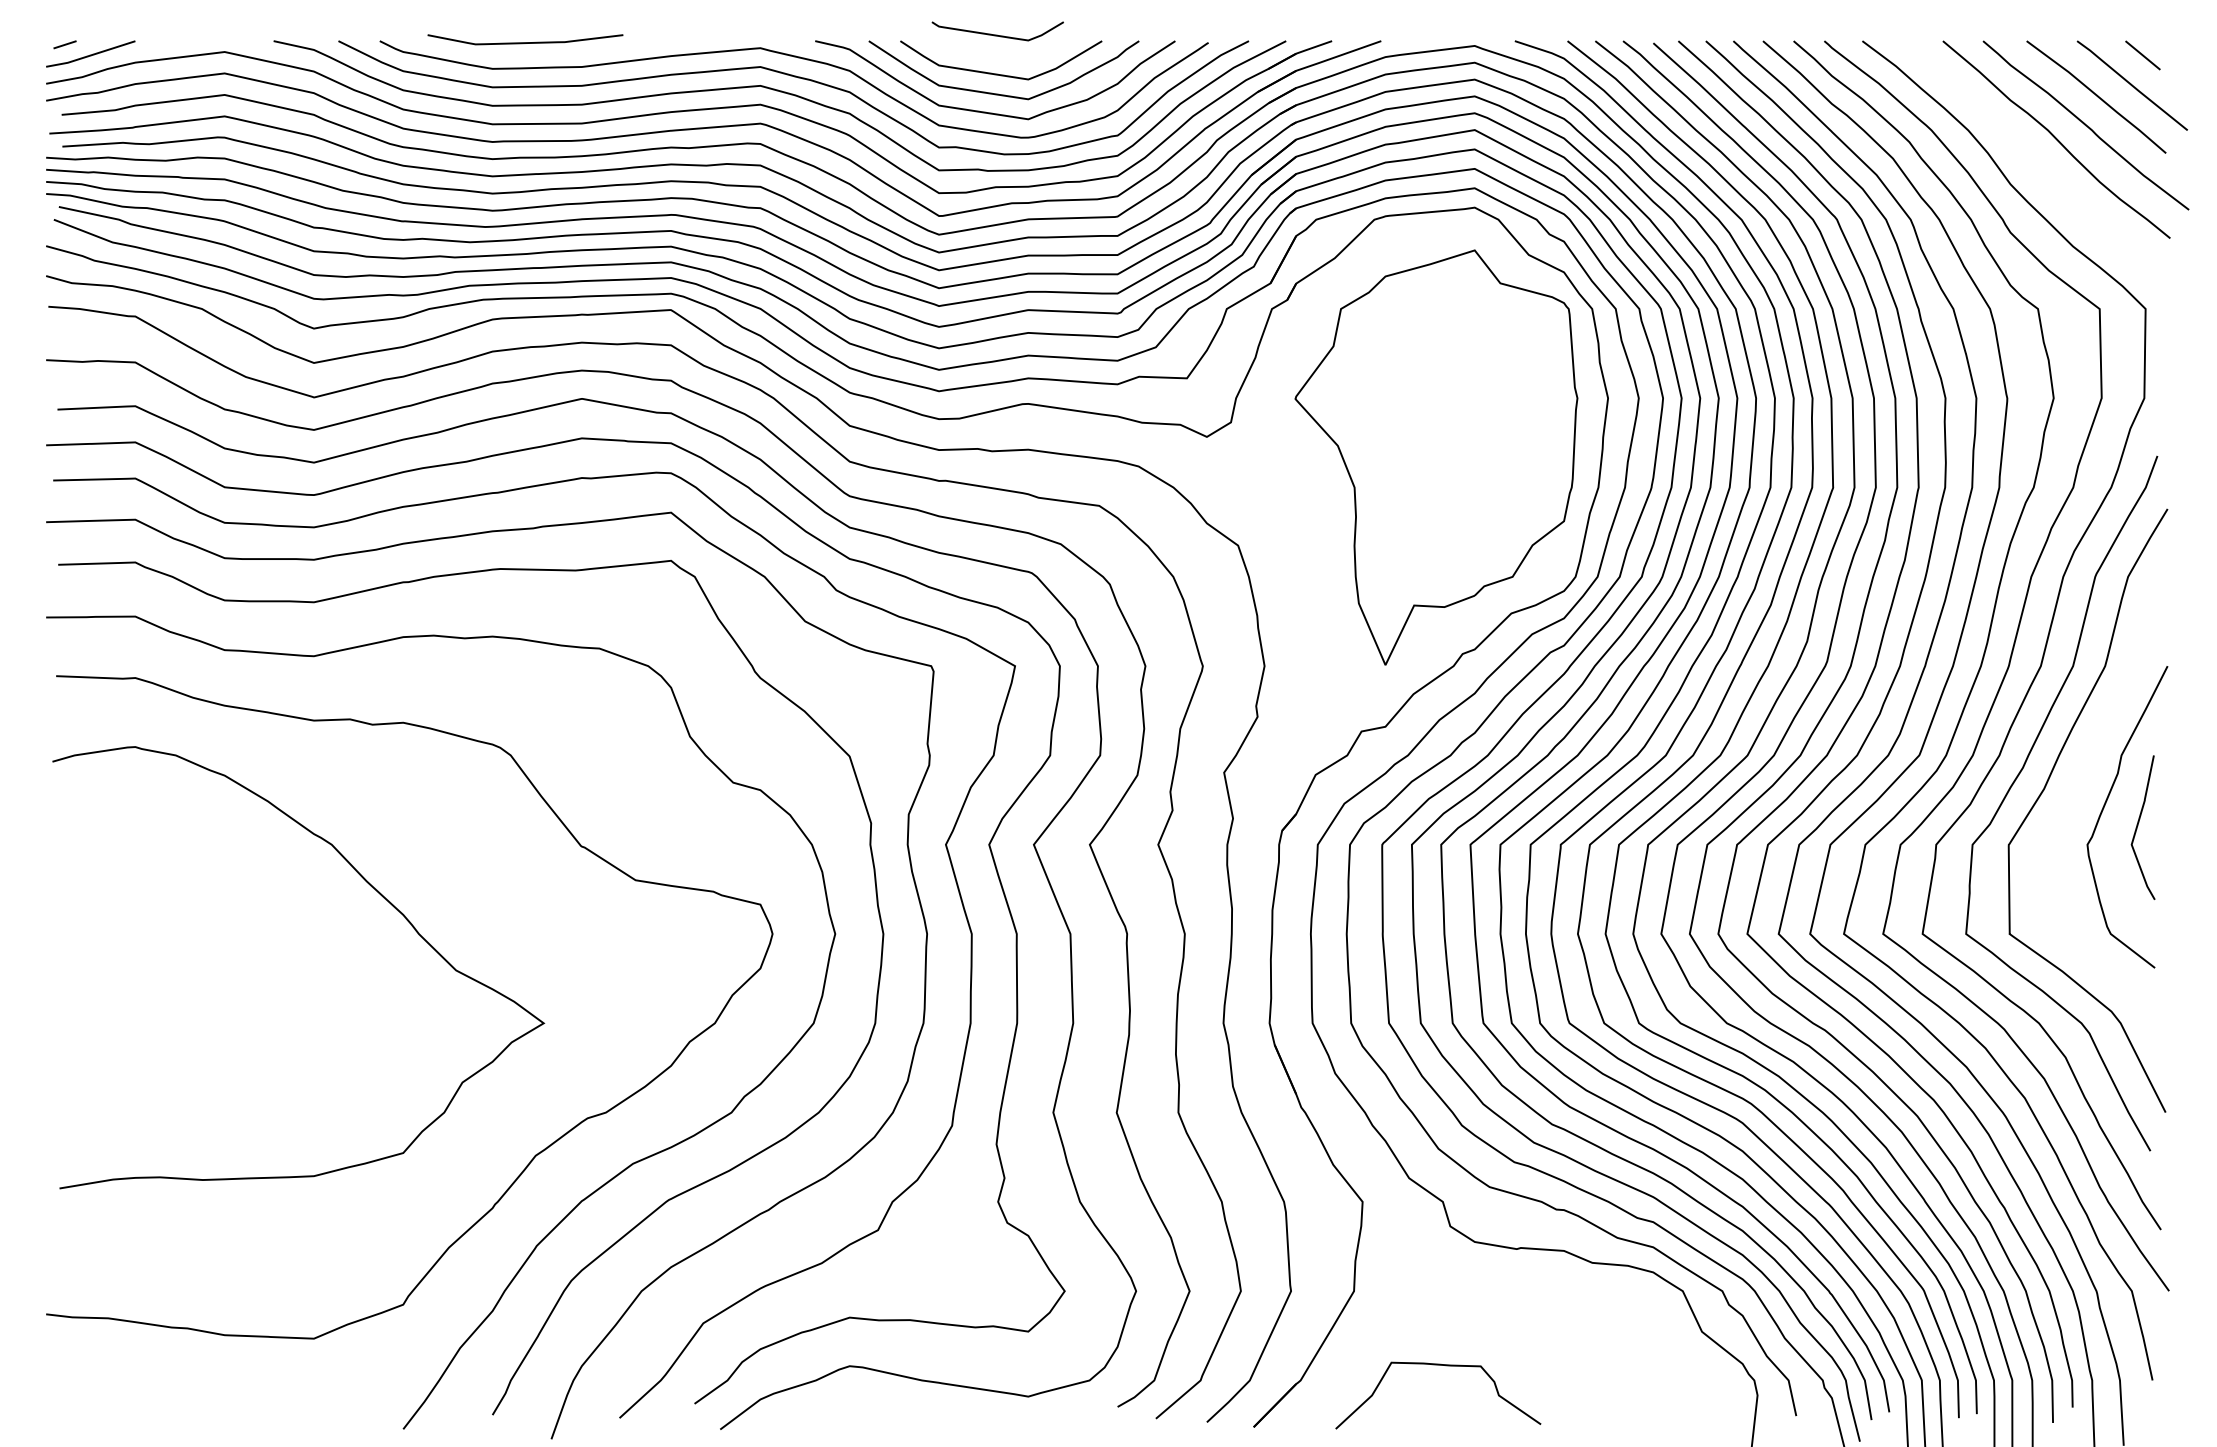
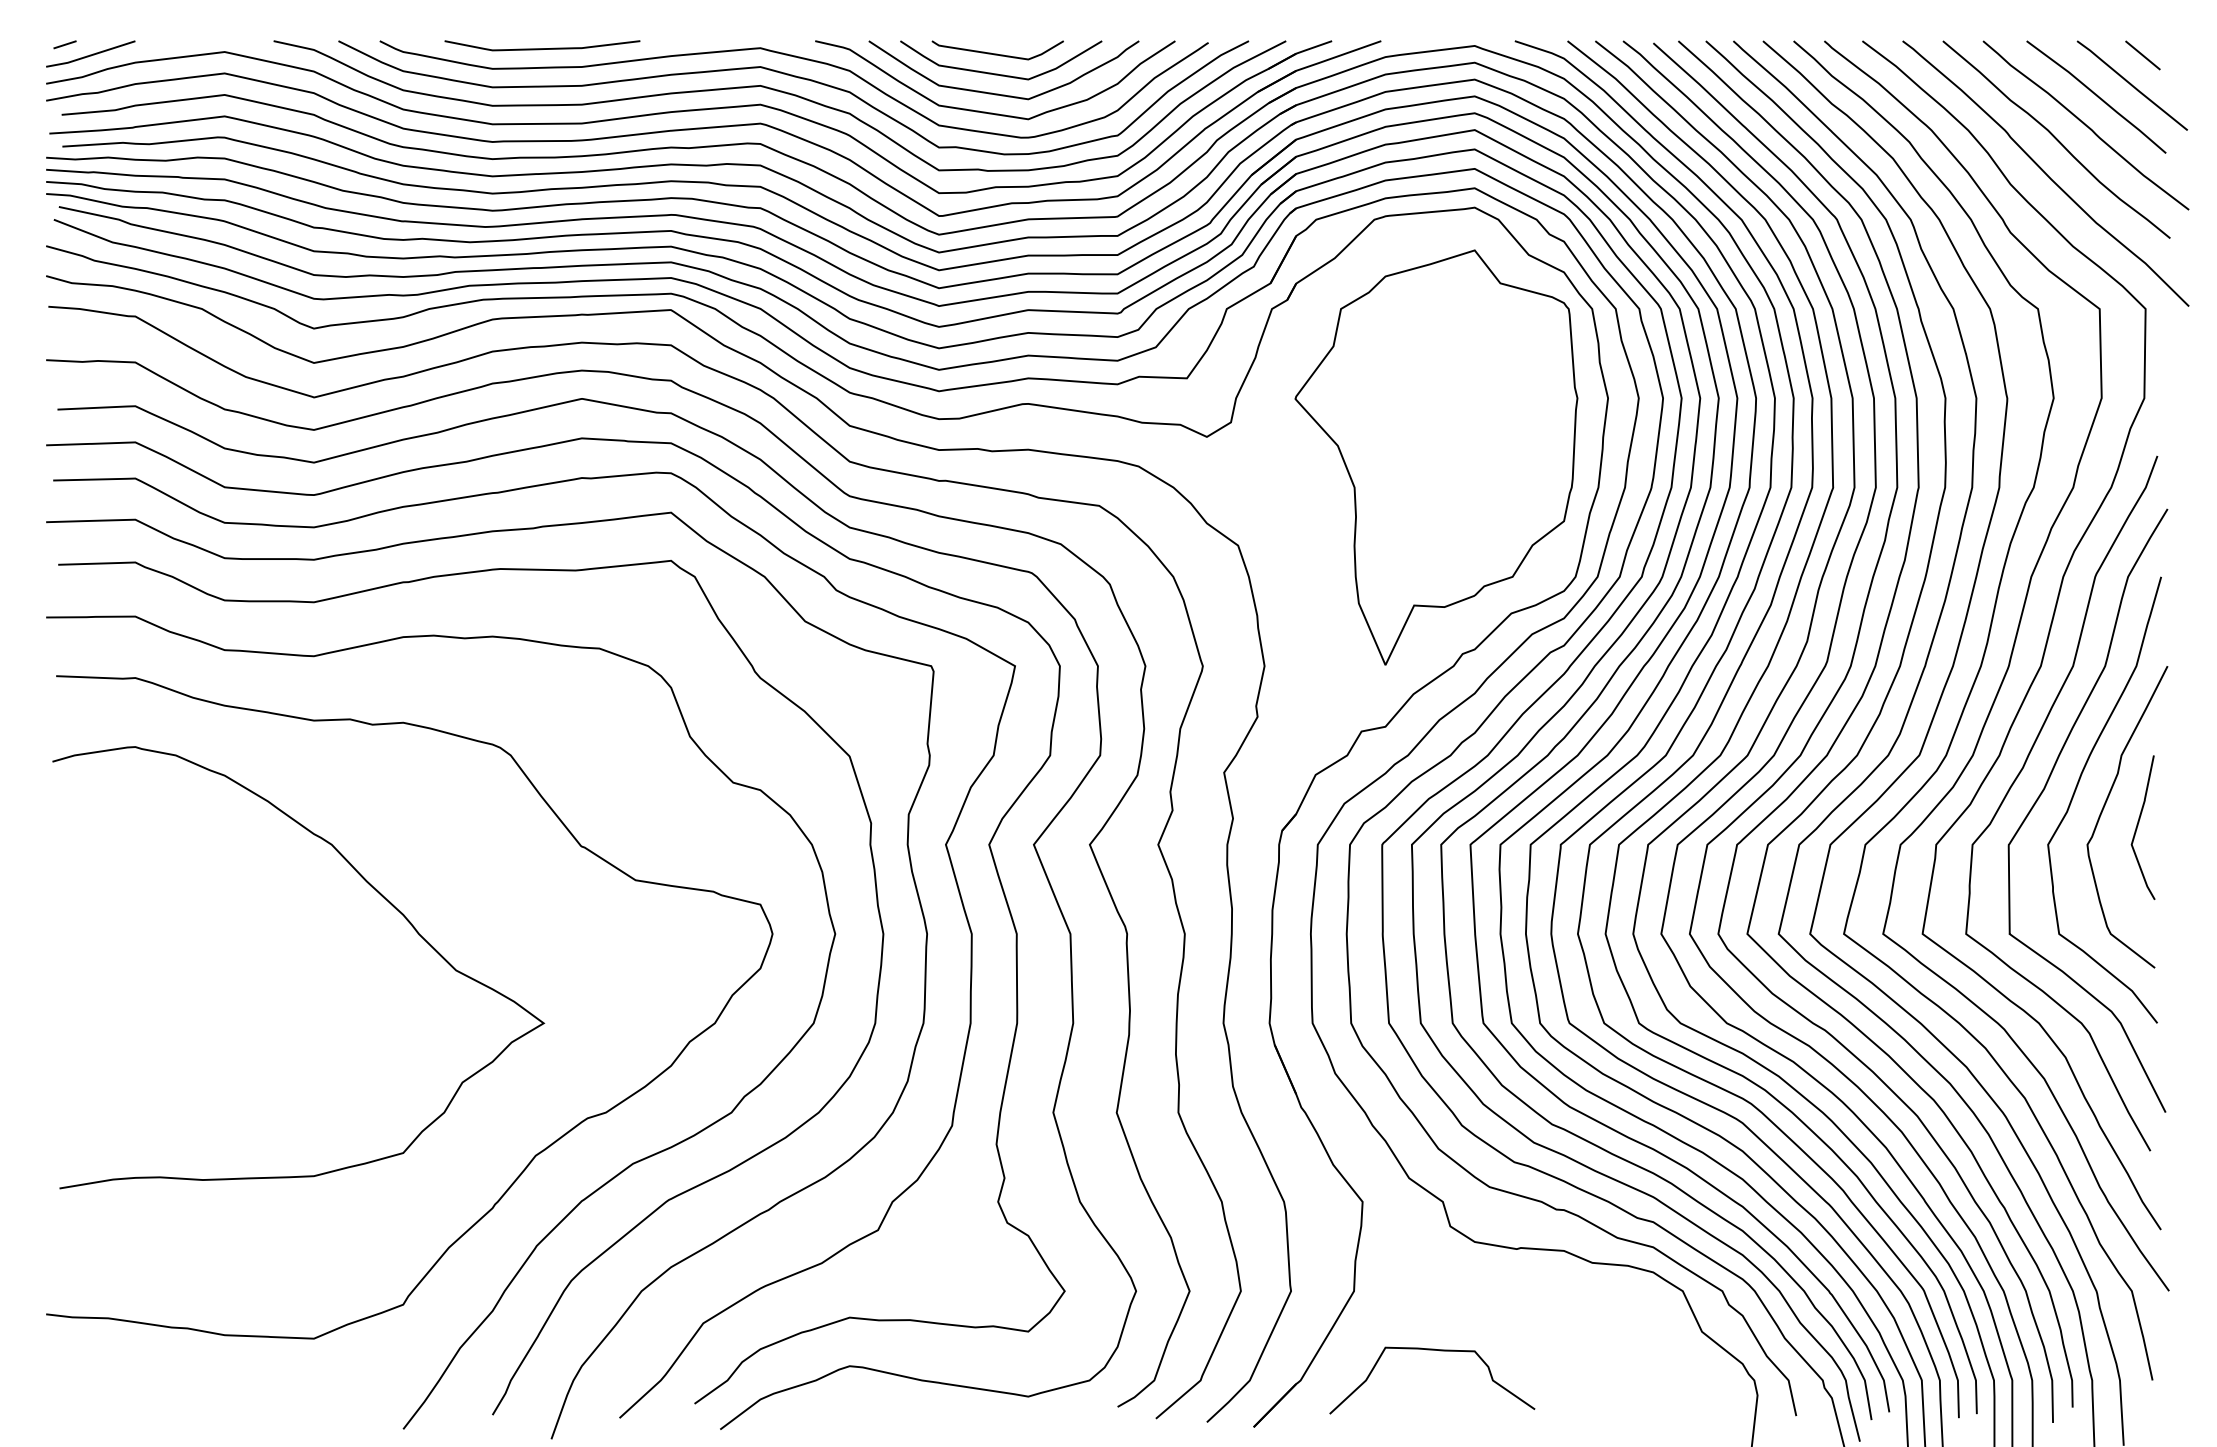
curve position: (997, 34) -> (997, 53) (997, 53)
curve position: (525, 42) -> (542, 48) (542, 48)
curve: none -> present (2045, 173)
curve: none -> present (2076, 790)
curve position: (1445, 1366) -> (1439, 1351) (1439, 1351)
